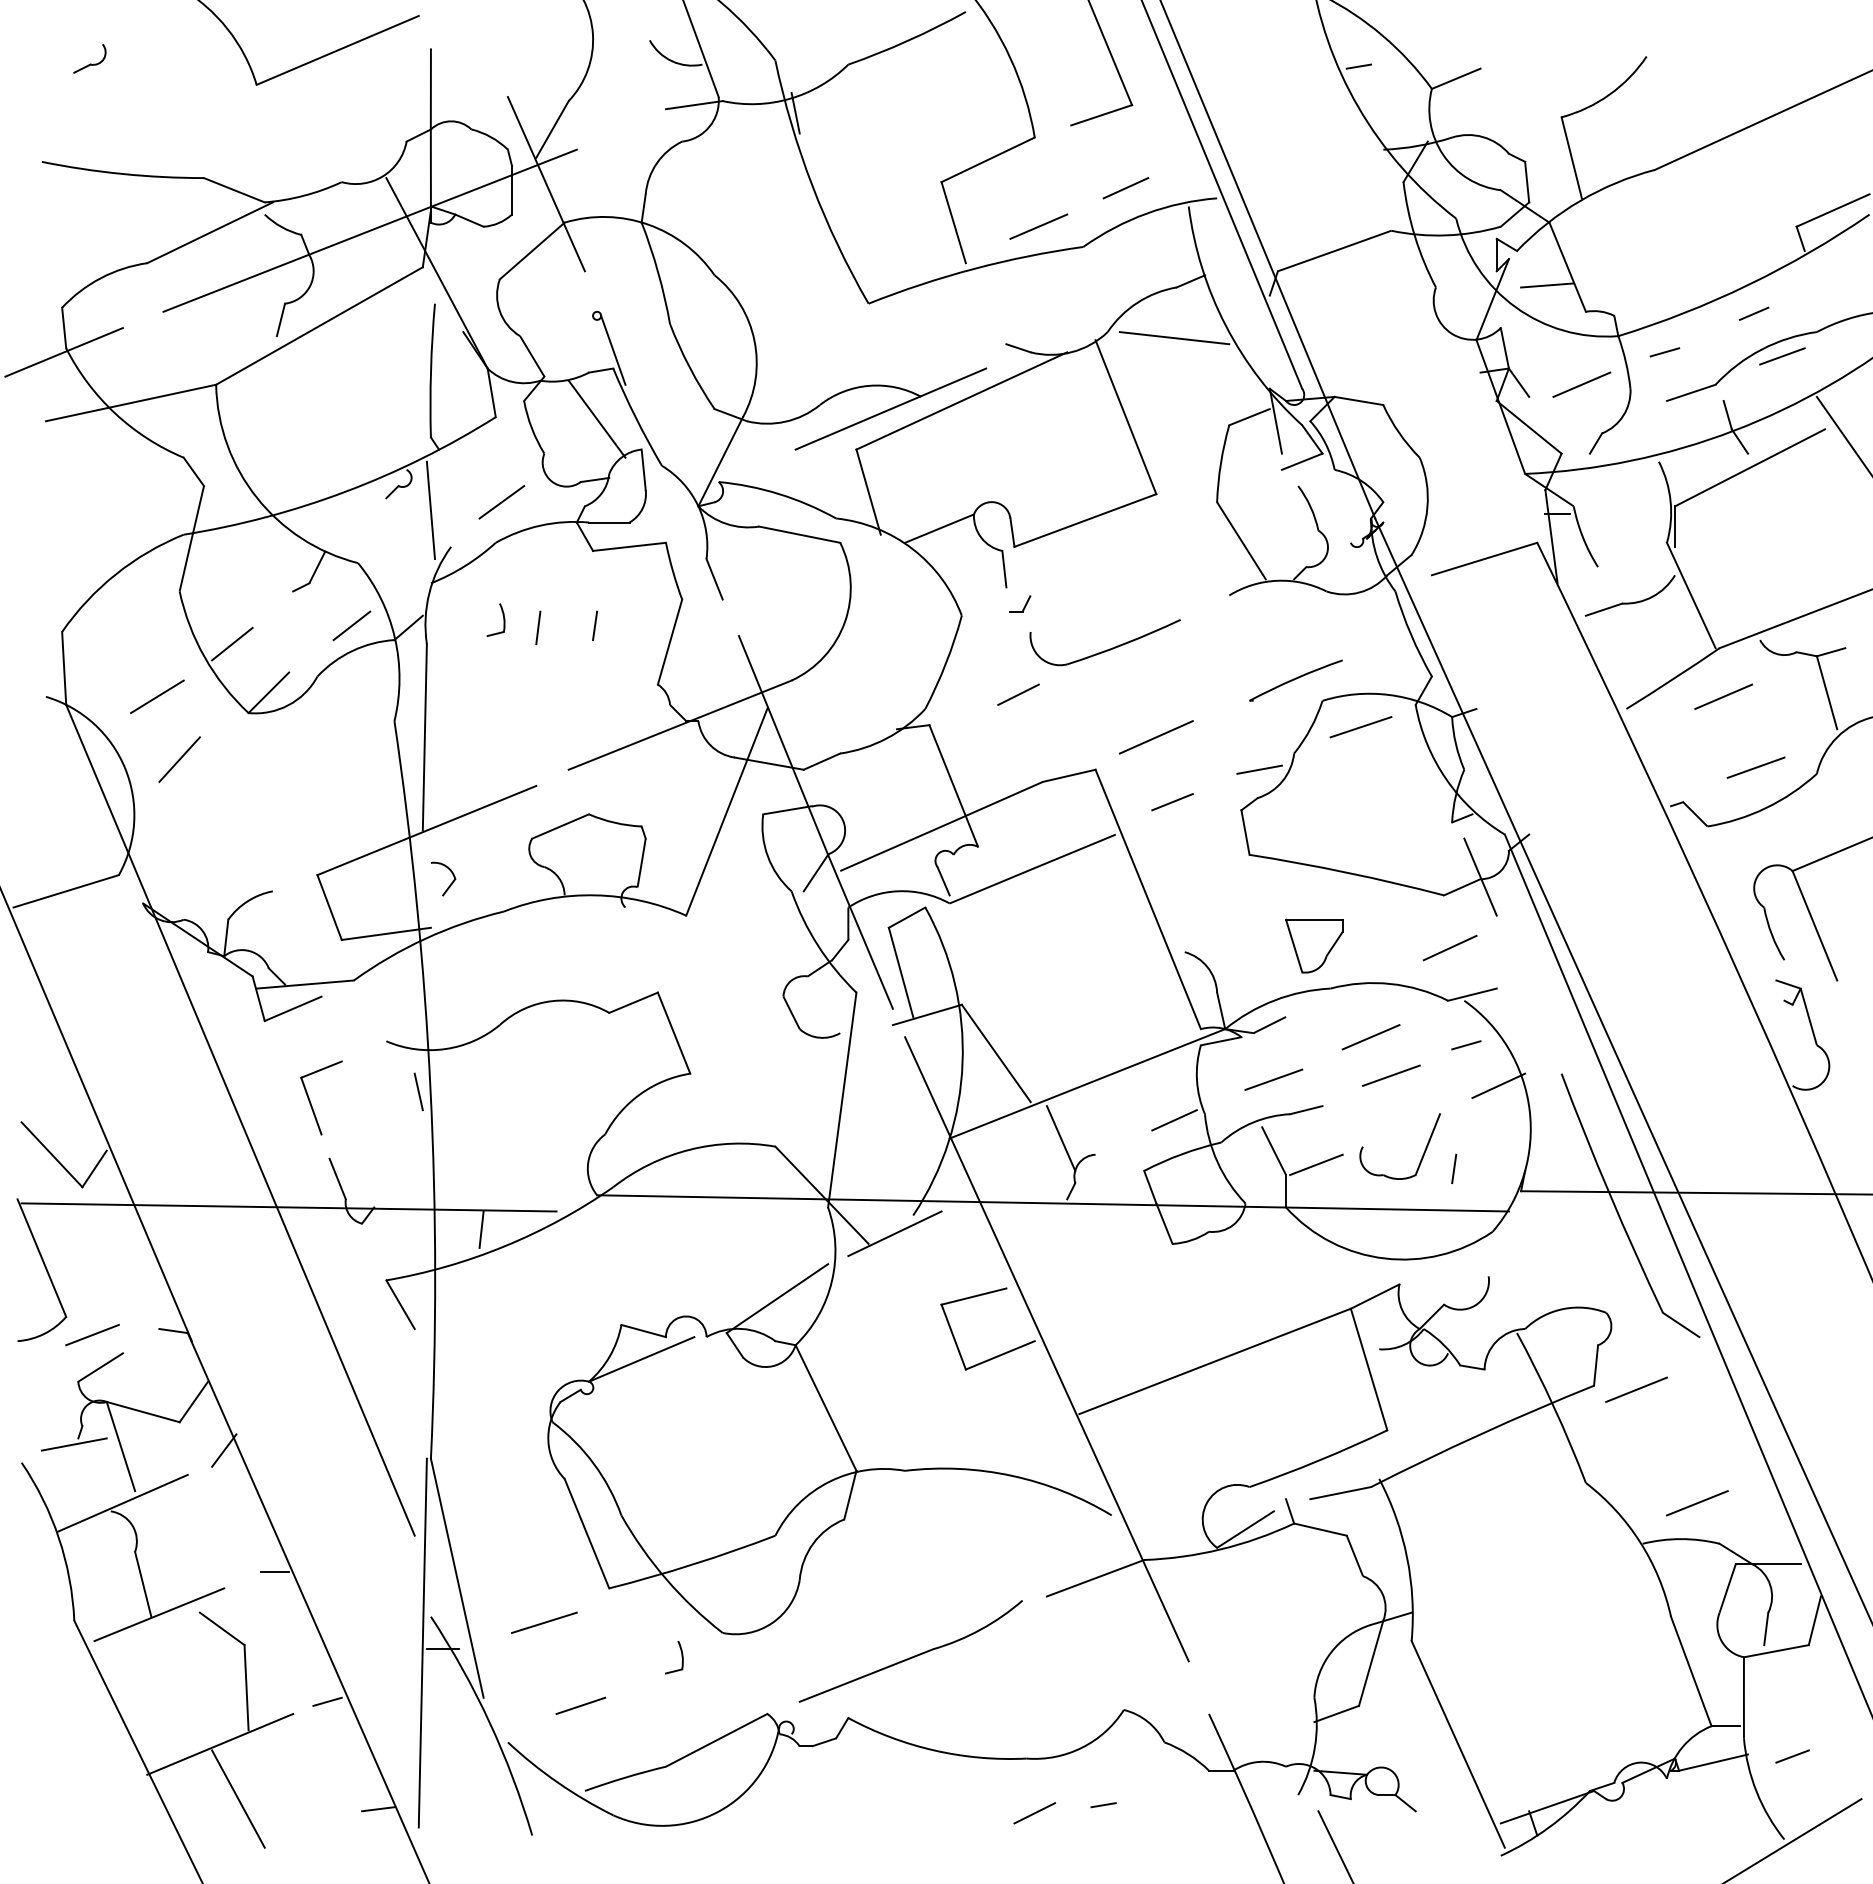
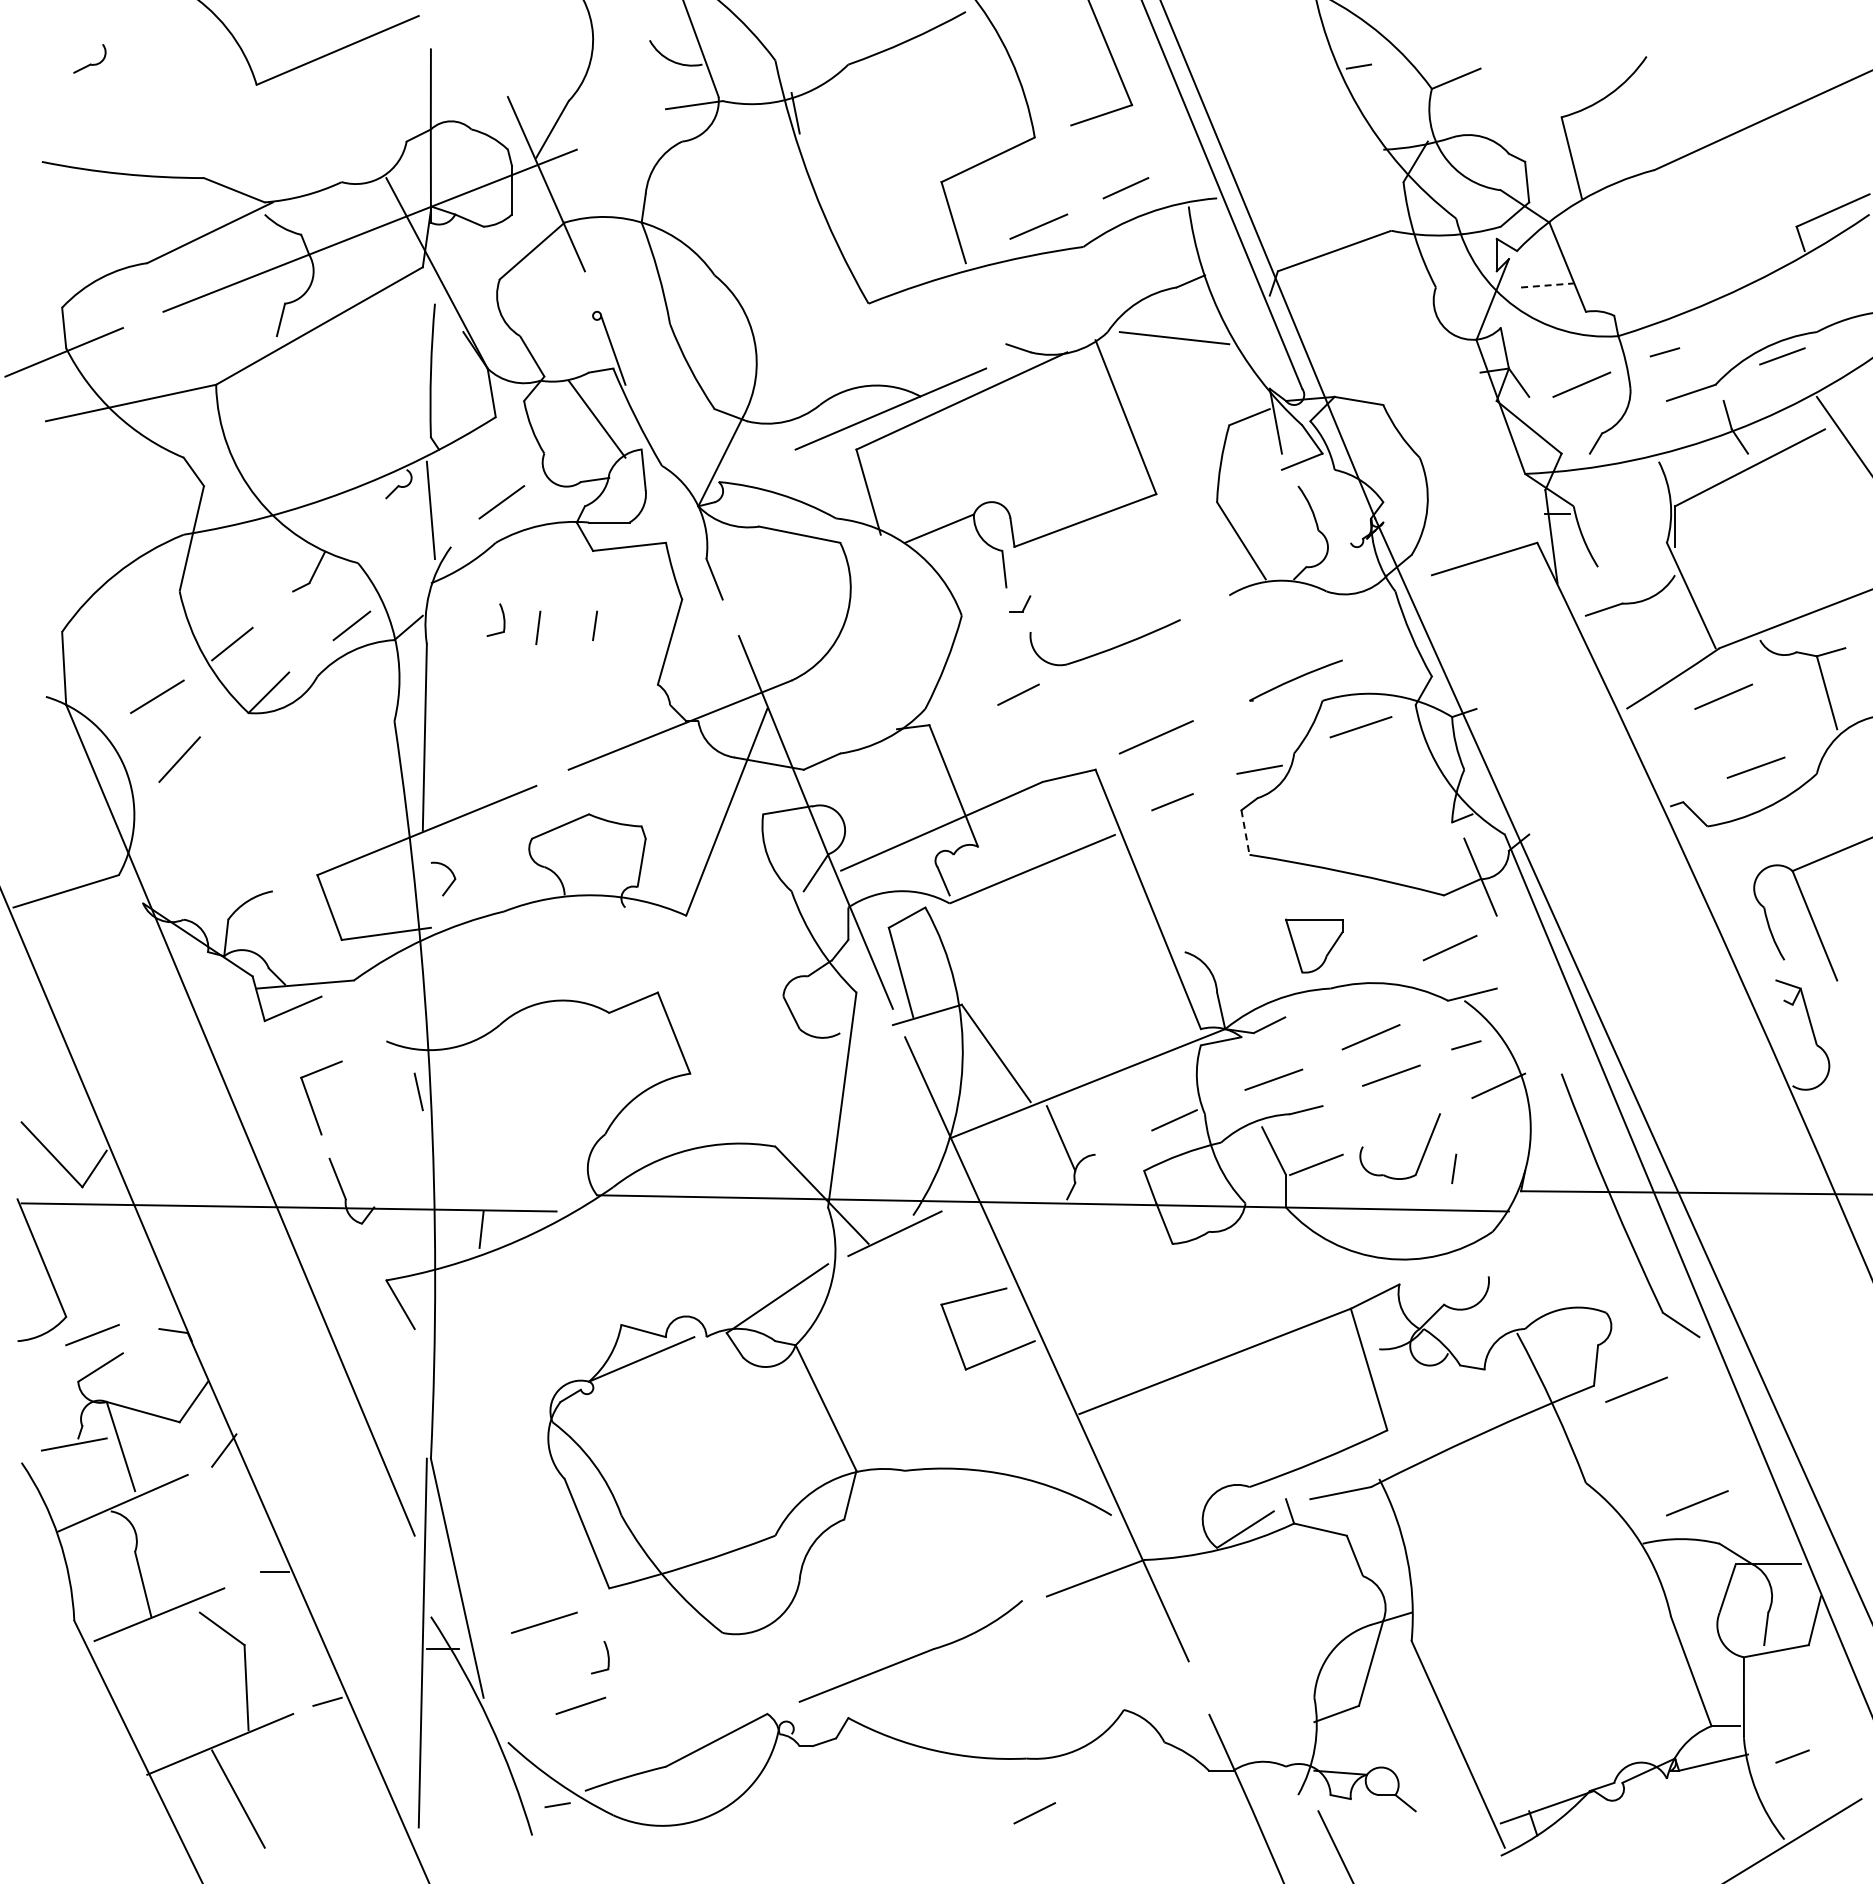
line: solid -> dashed (1547, 285)
line: present -> none (1753, 313)
line: solid -> dashed (1245, 832)
part position: (681, 1657) -> (607, 1657) (607, 1657)
line position: (1103, 1805) -> (557, 1805) (557, 1805)
line: present -> none (378, 1809)
